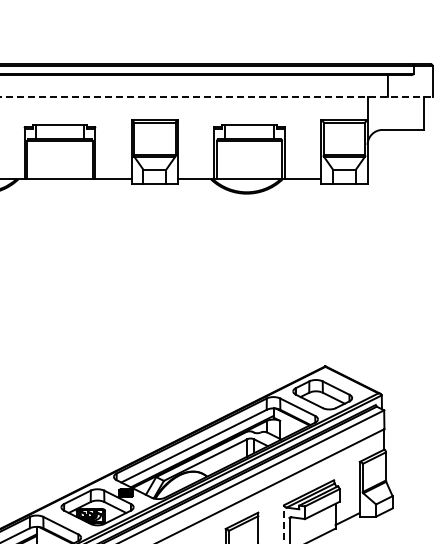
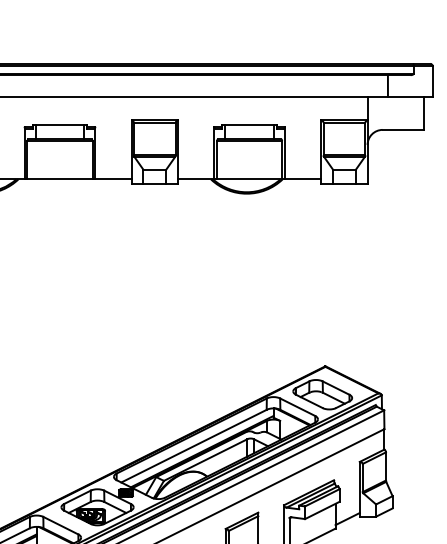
line: dashed -> solid (216, 96)
line: dashed -> solid (284, 524)
